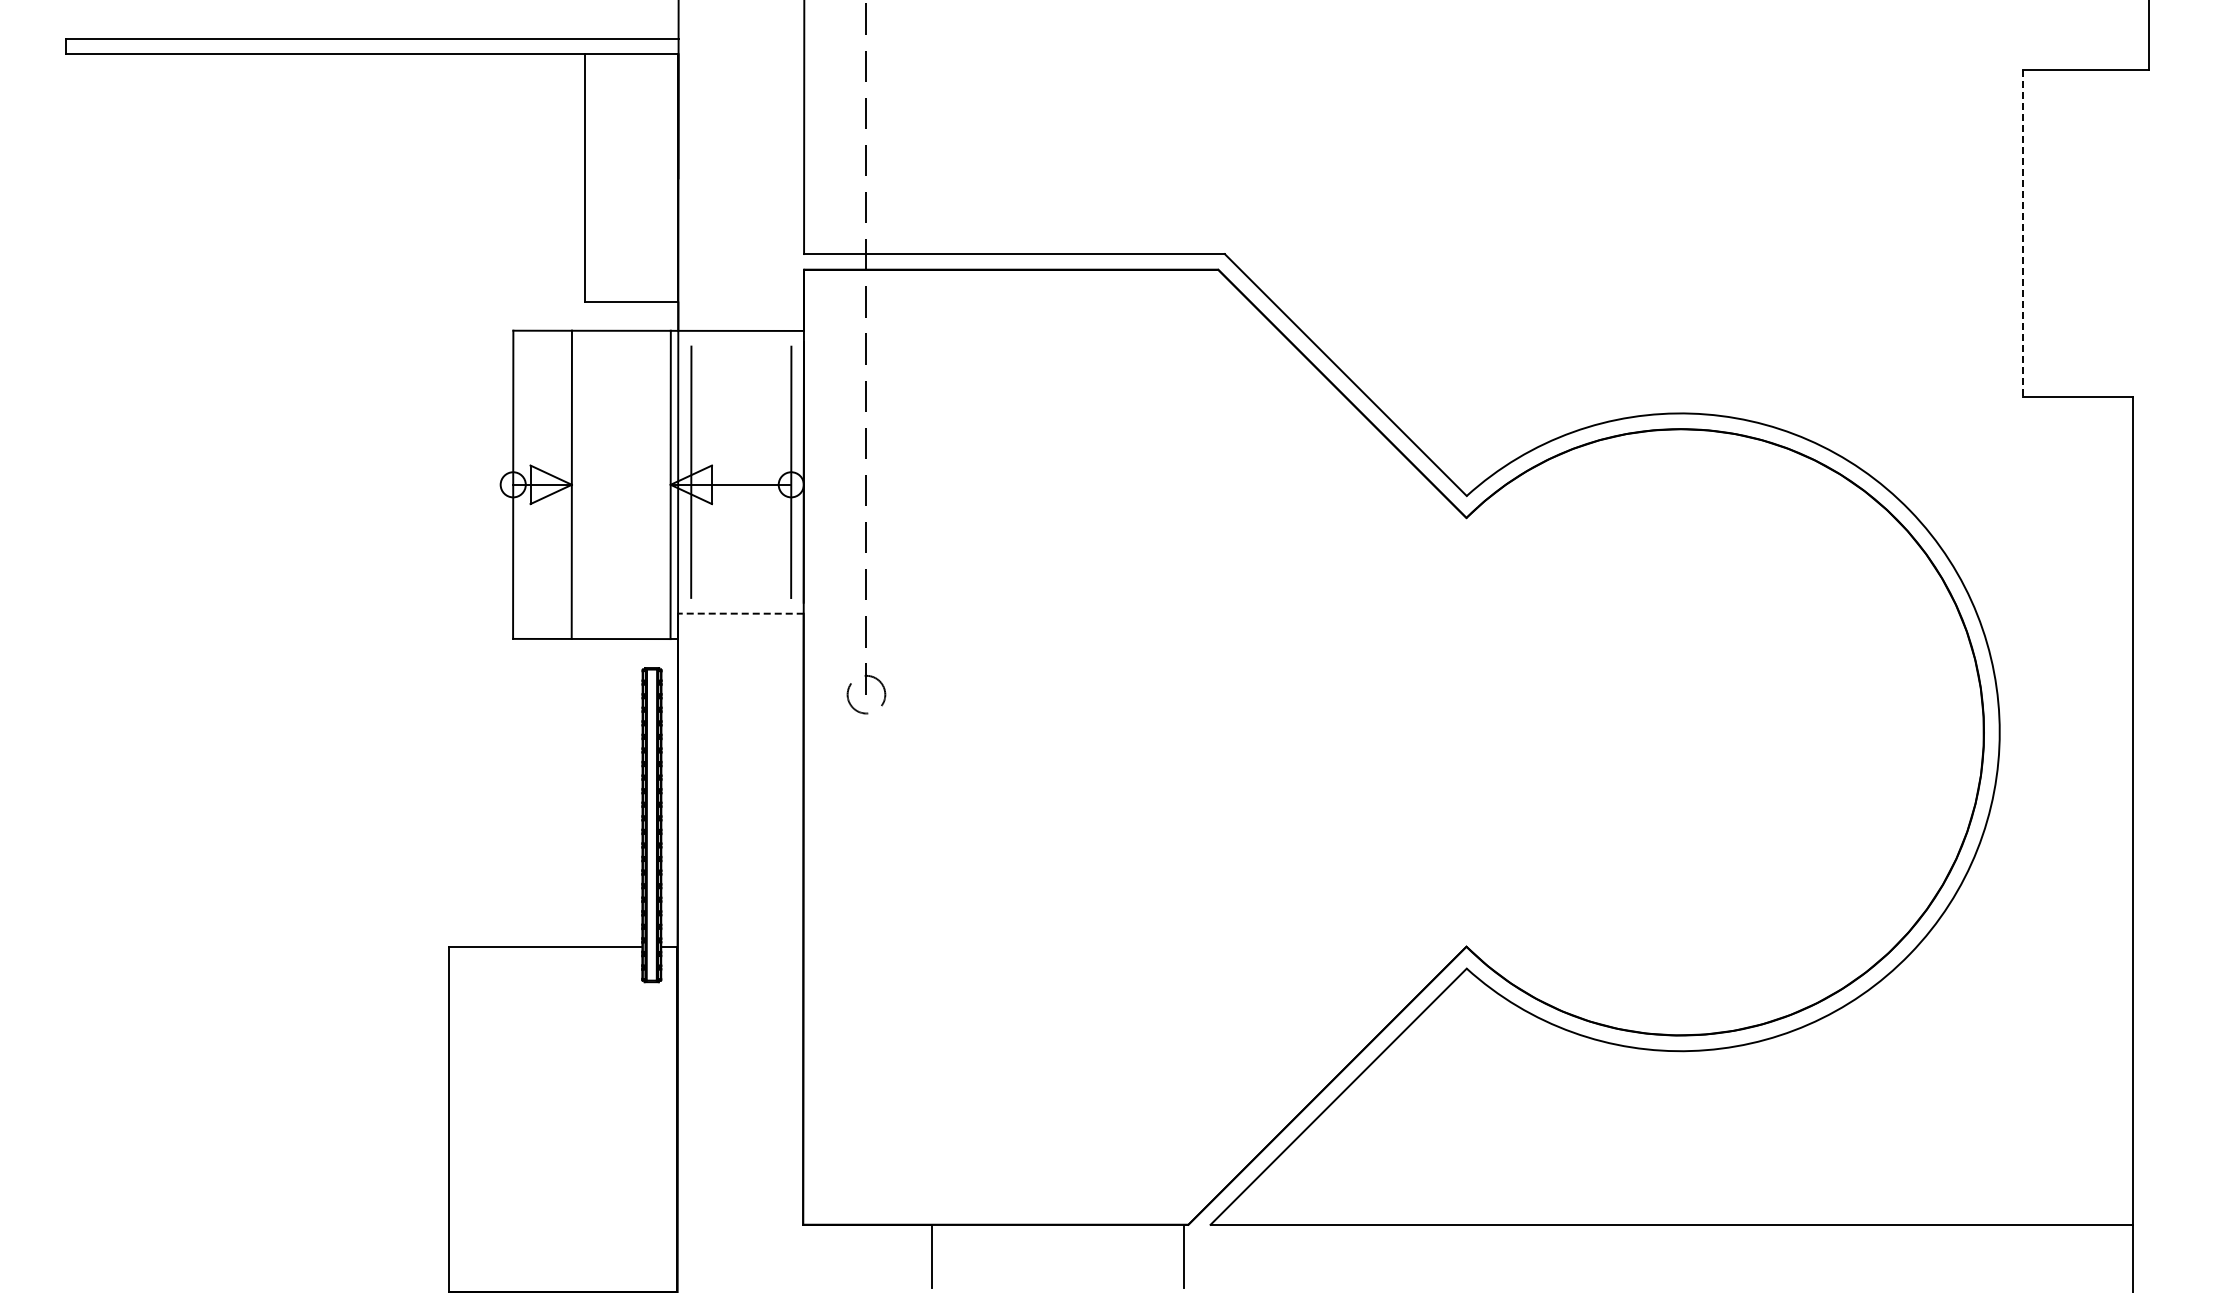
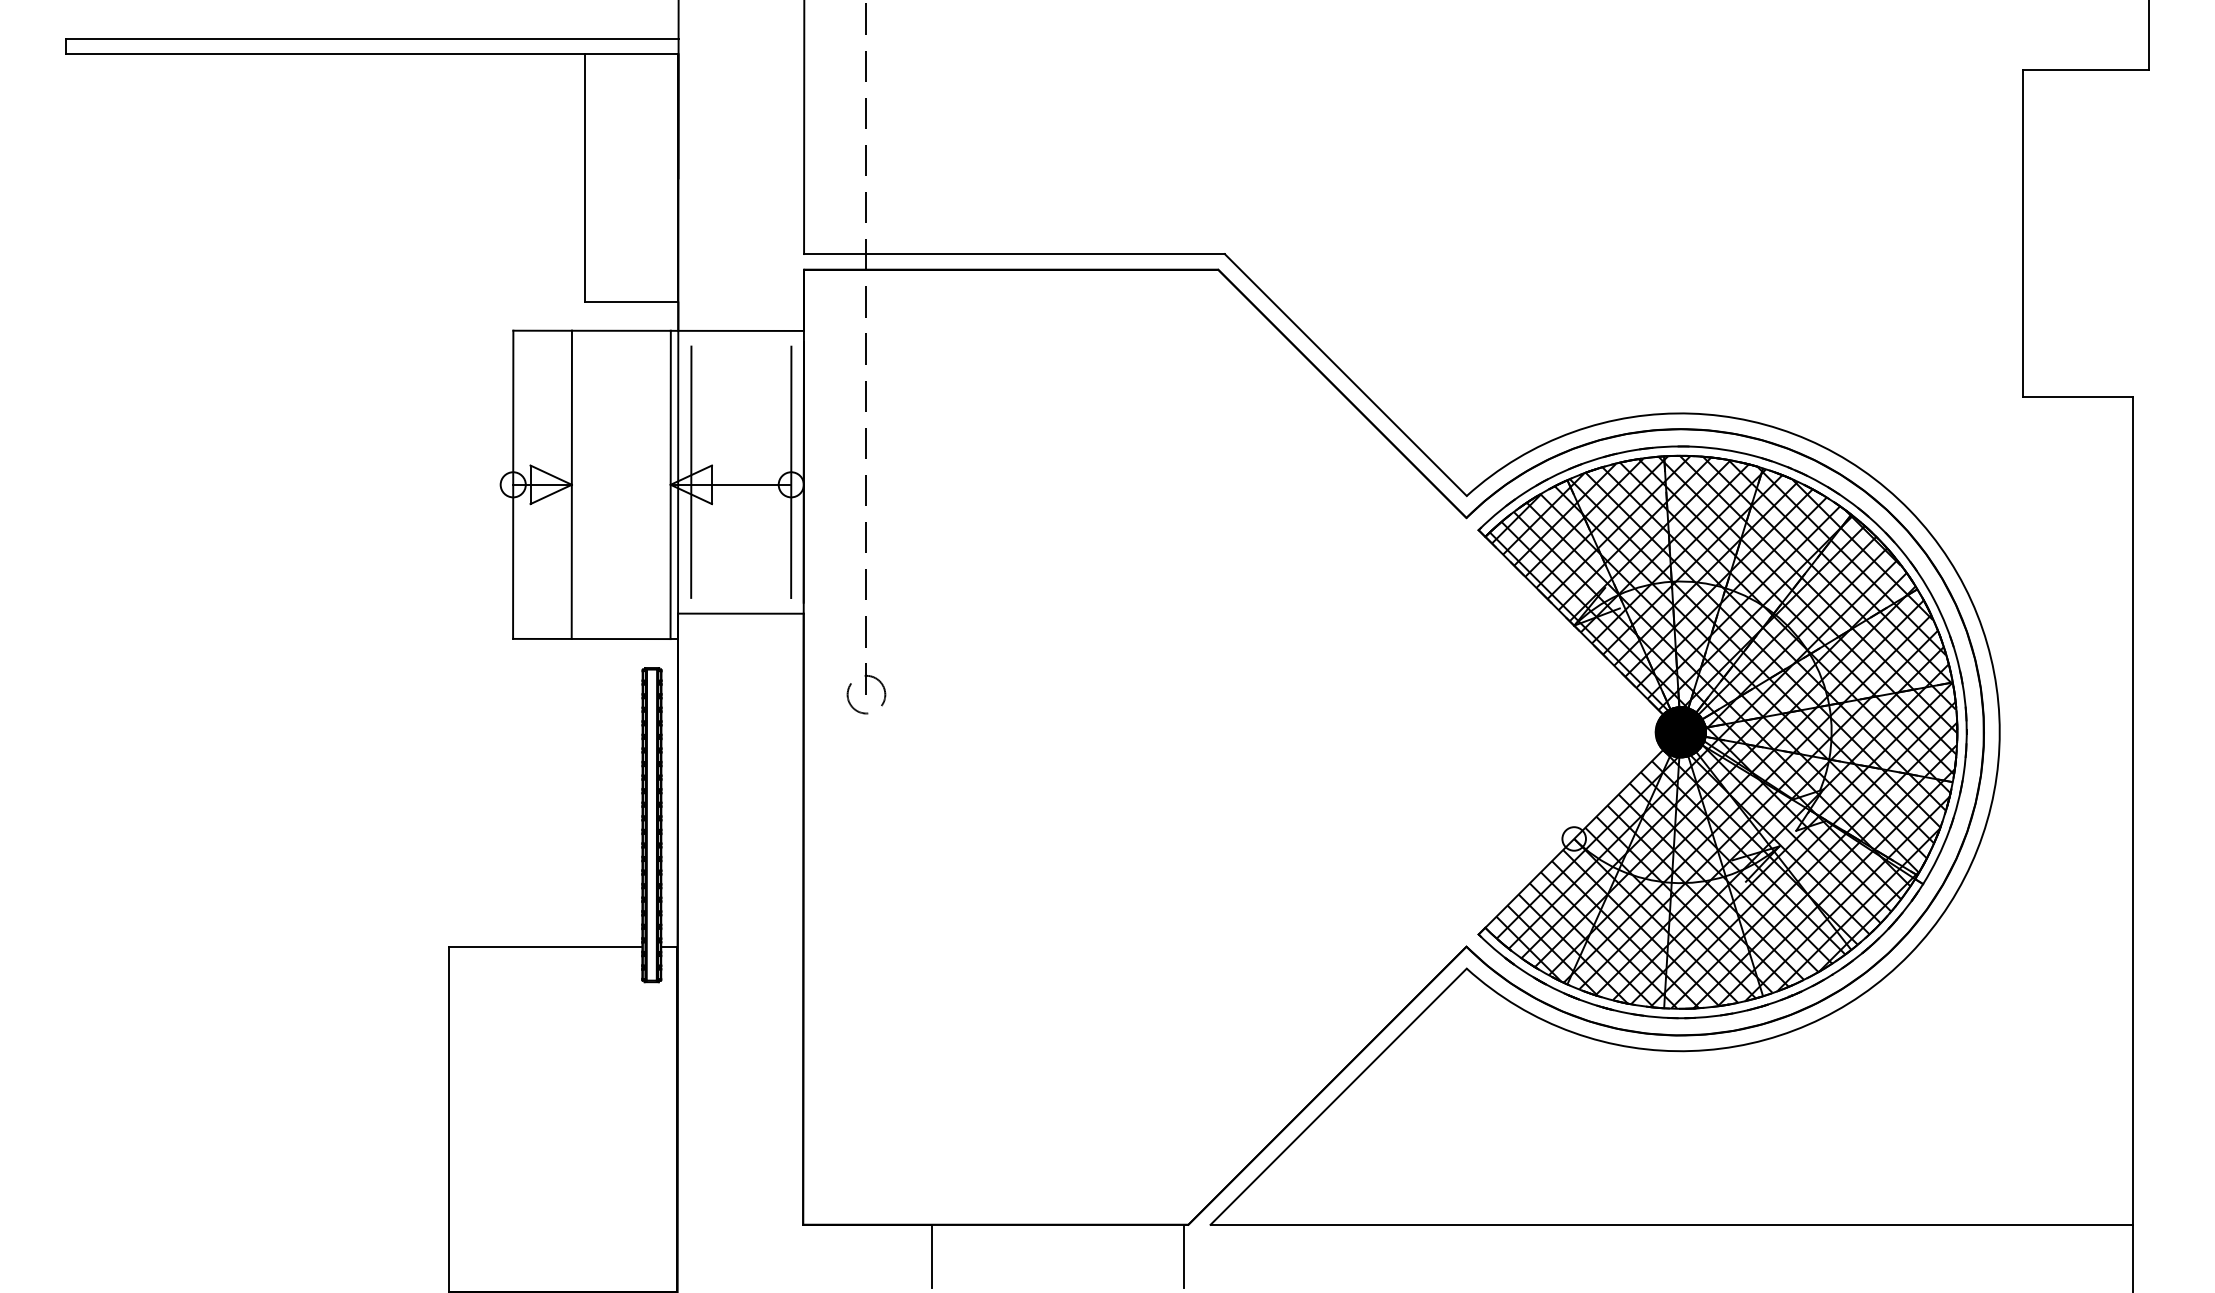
line: dashed -> solid (2022, 233)
line: dashed -> solid (740, 613)
part: none -> present (1722, 732)
